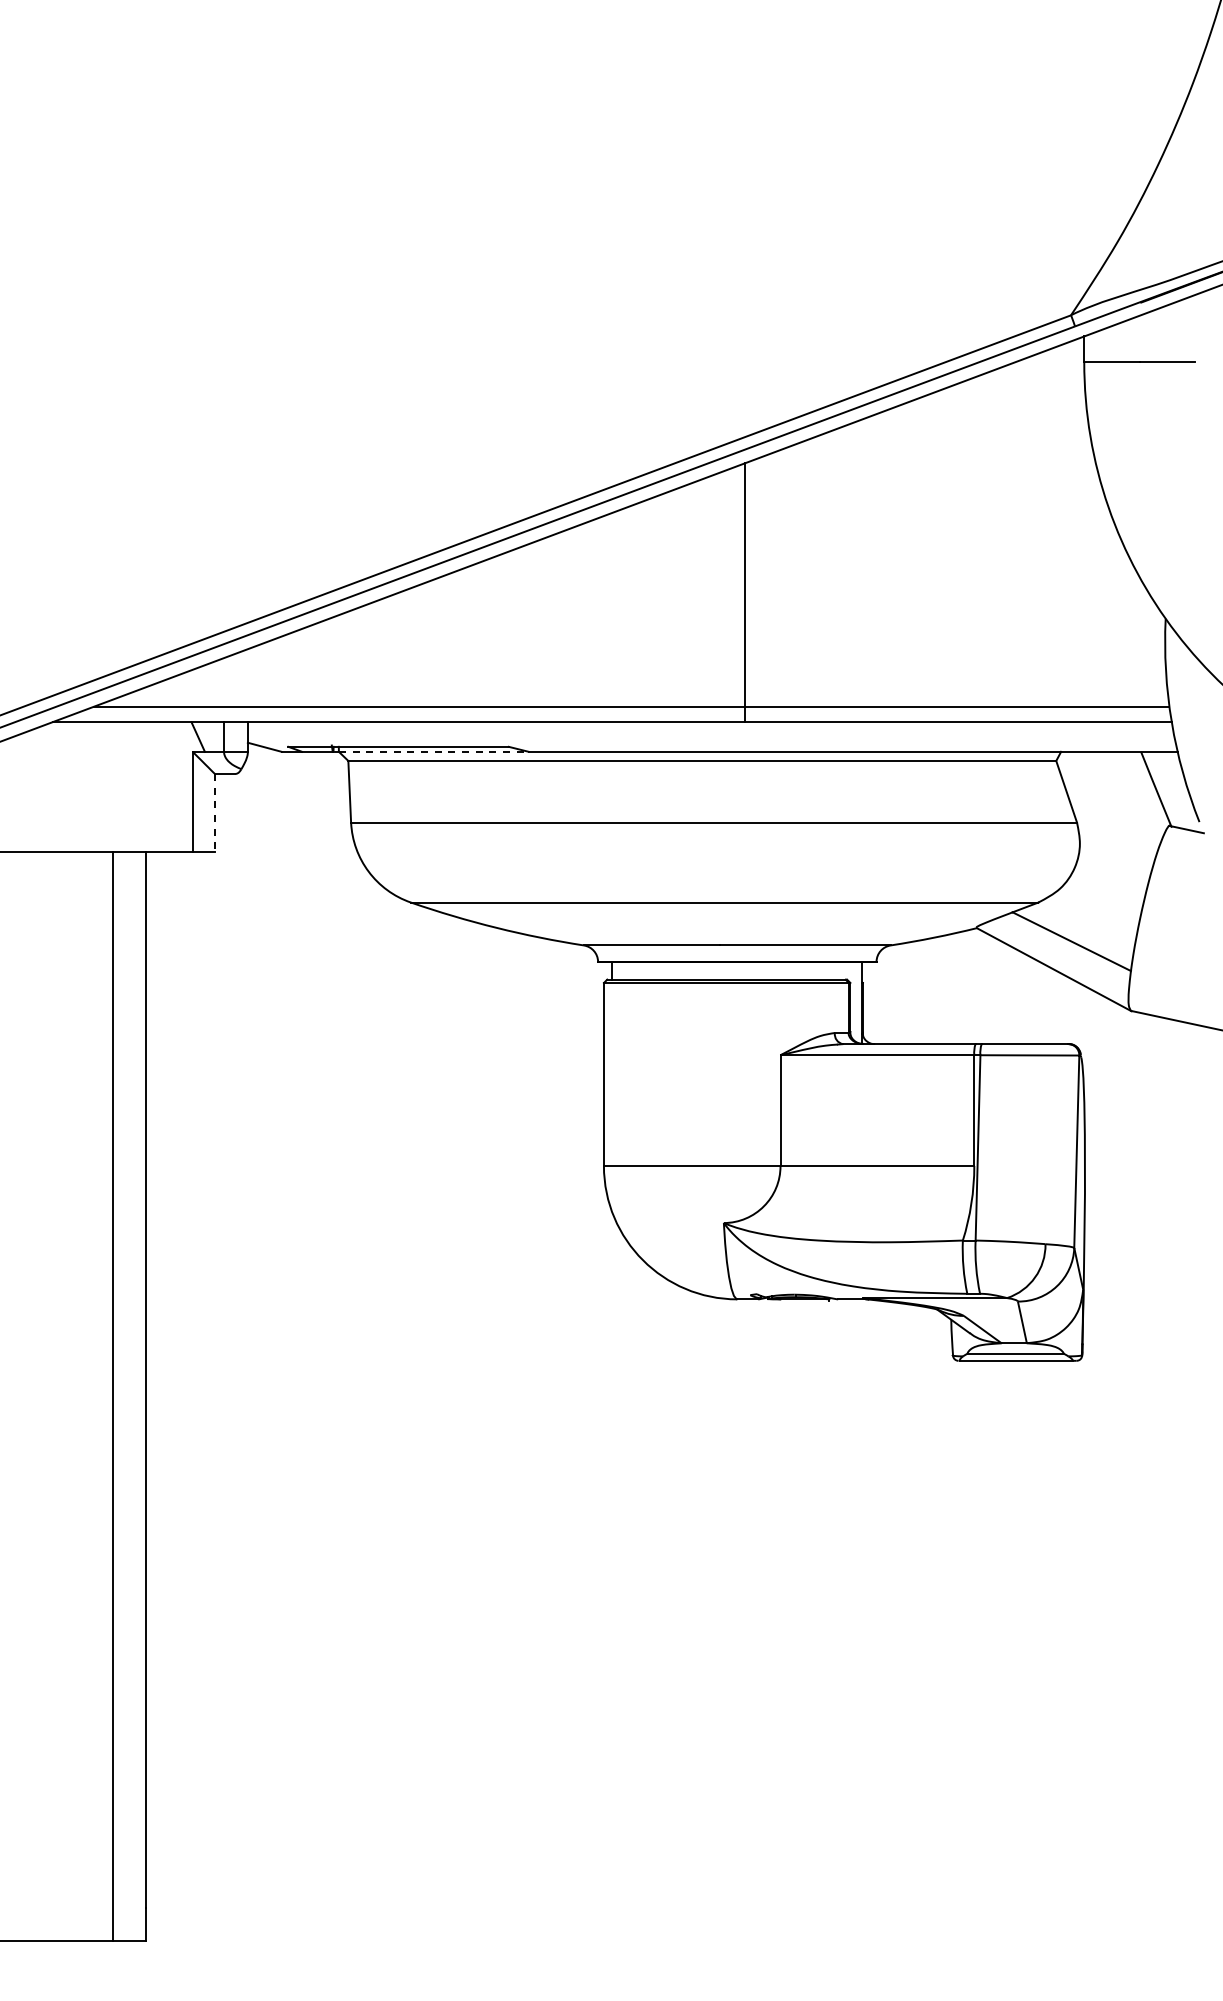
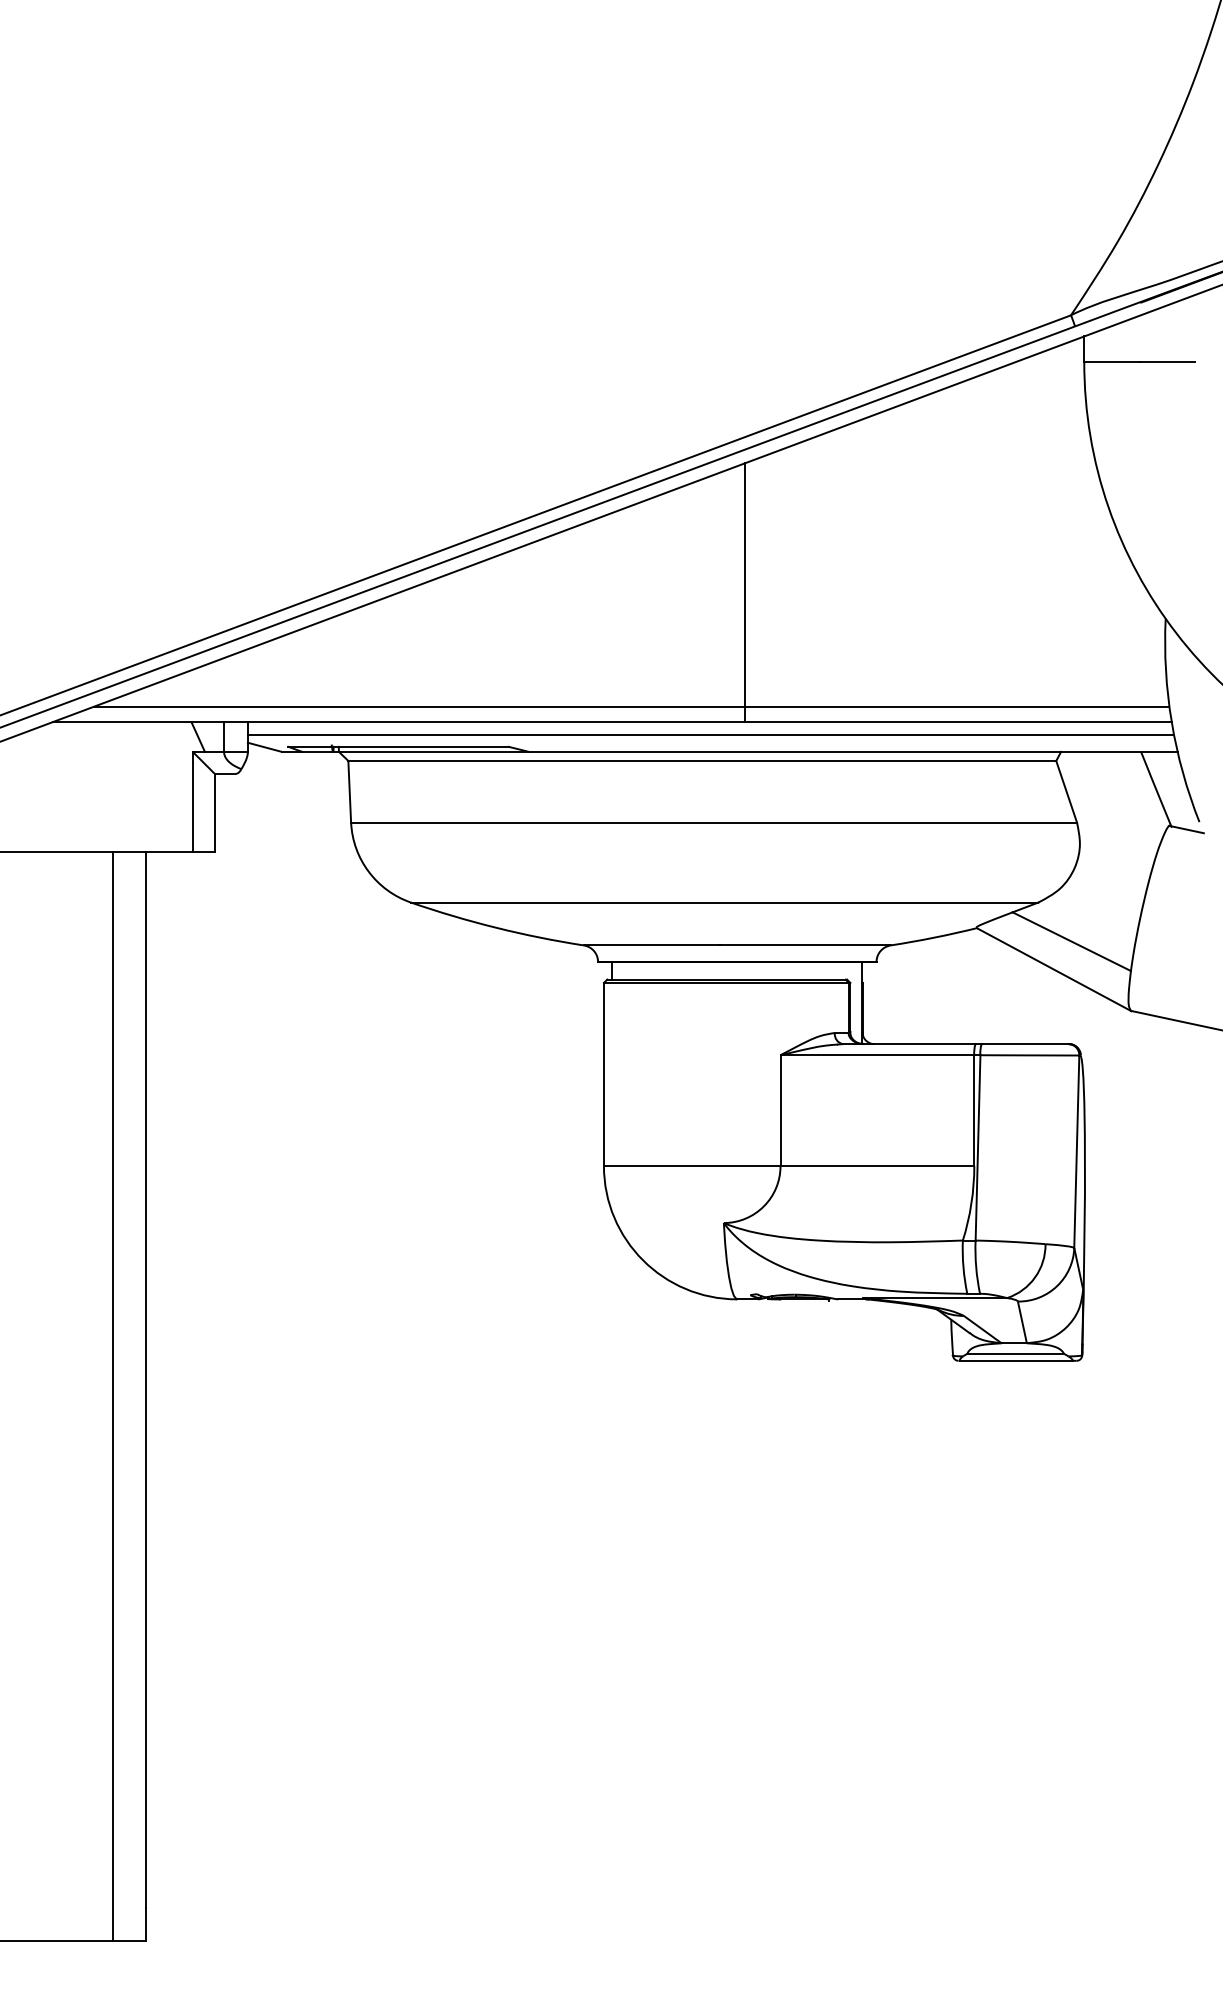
line: none -> present (710, 735)
line: dashed -> solid (433, 751)
line: dashed -> solid (215, 812)
